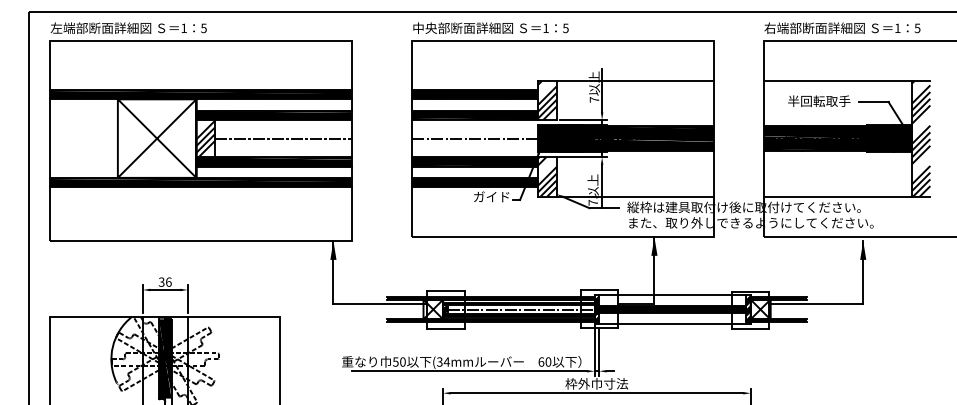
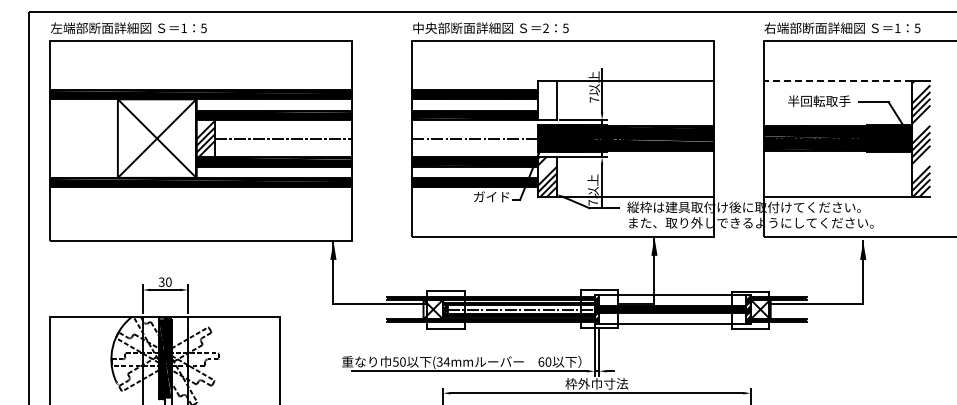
text: 1 -> 2 (545, 27)
line: solid -> dashed (837, 80)
hatch: present -> none (546, 99)
text: 36 -> 30 (168, 281)
